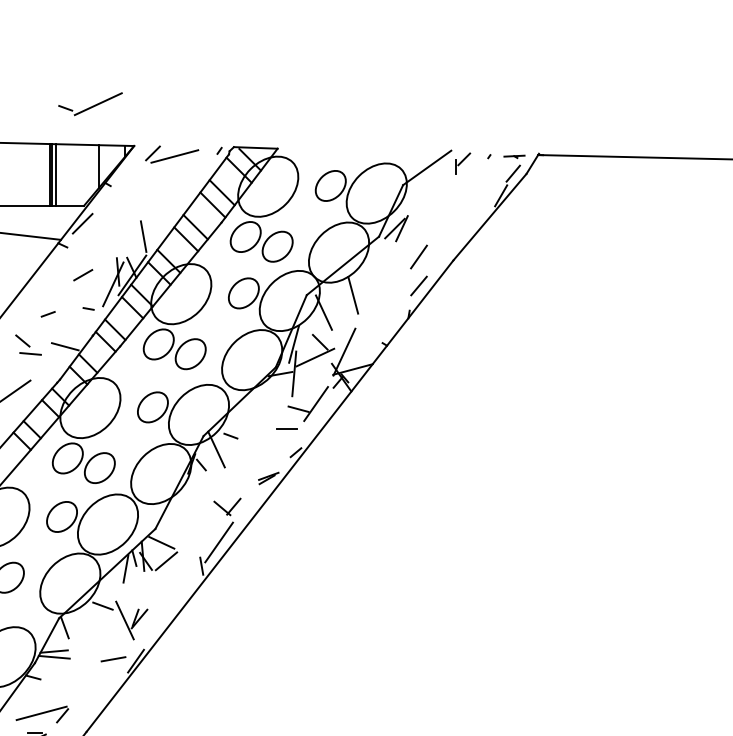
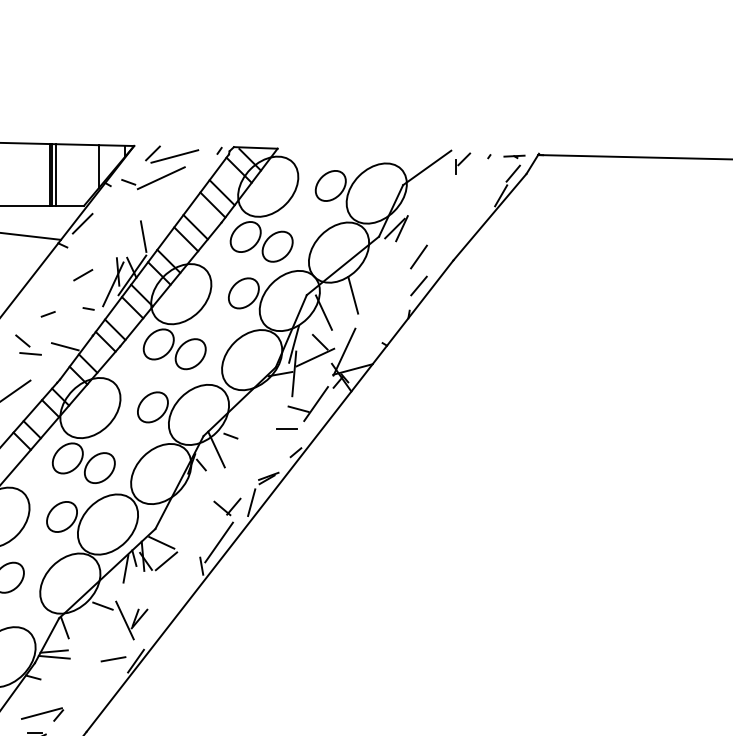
part position: (90, 104) -> (153, 178) (153, 178)
line: none -> present (251, 502)
part size: 55x19 px -> 44x15 px (42, 714)
